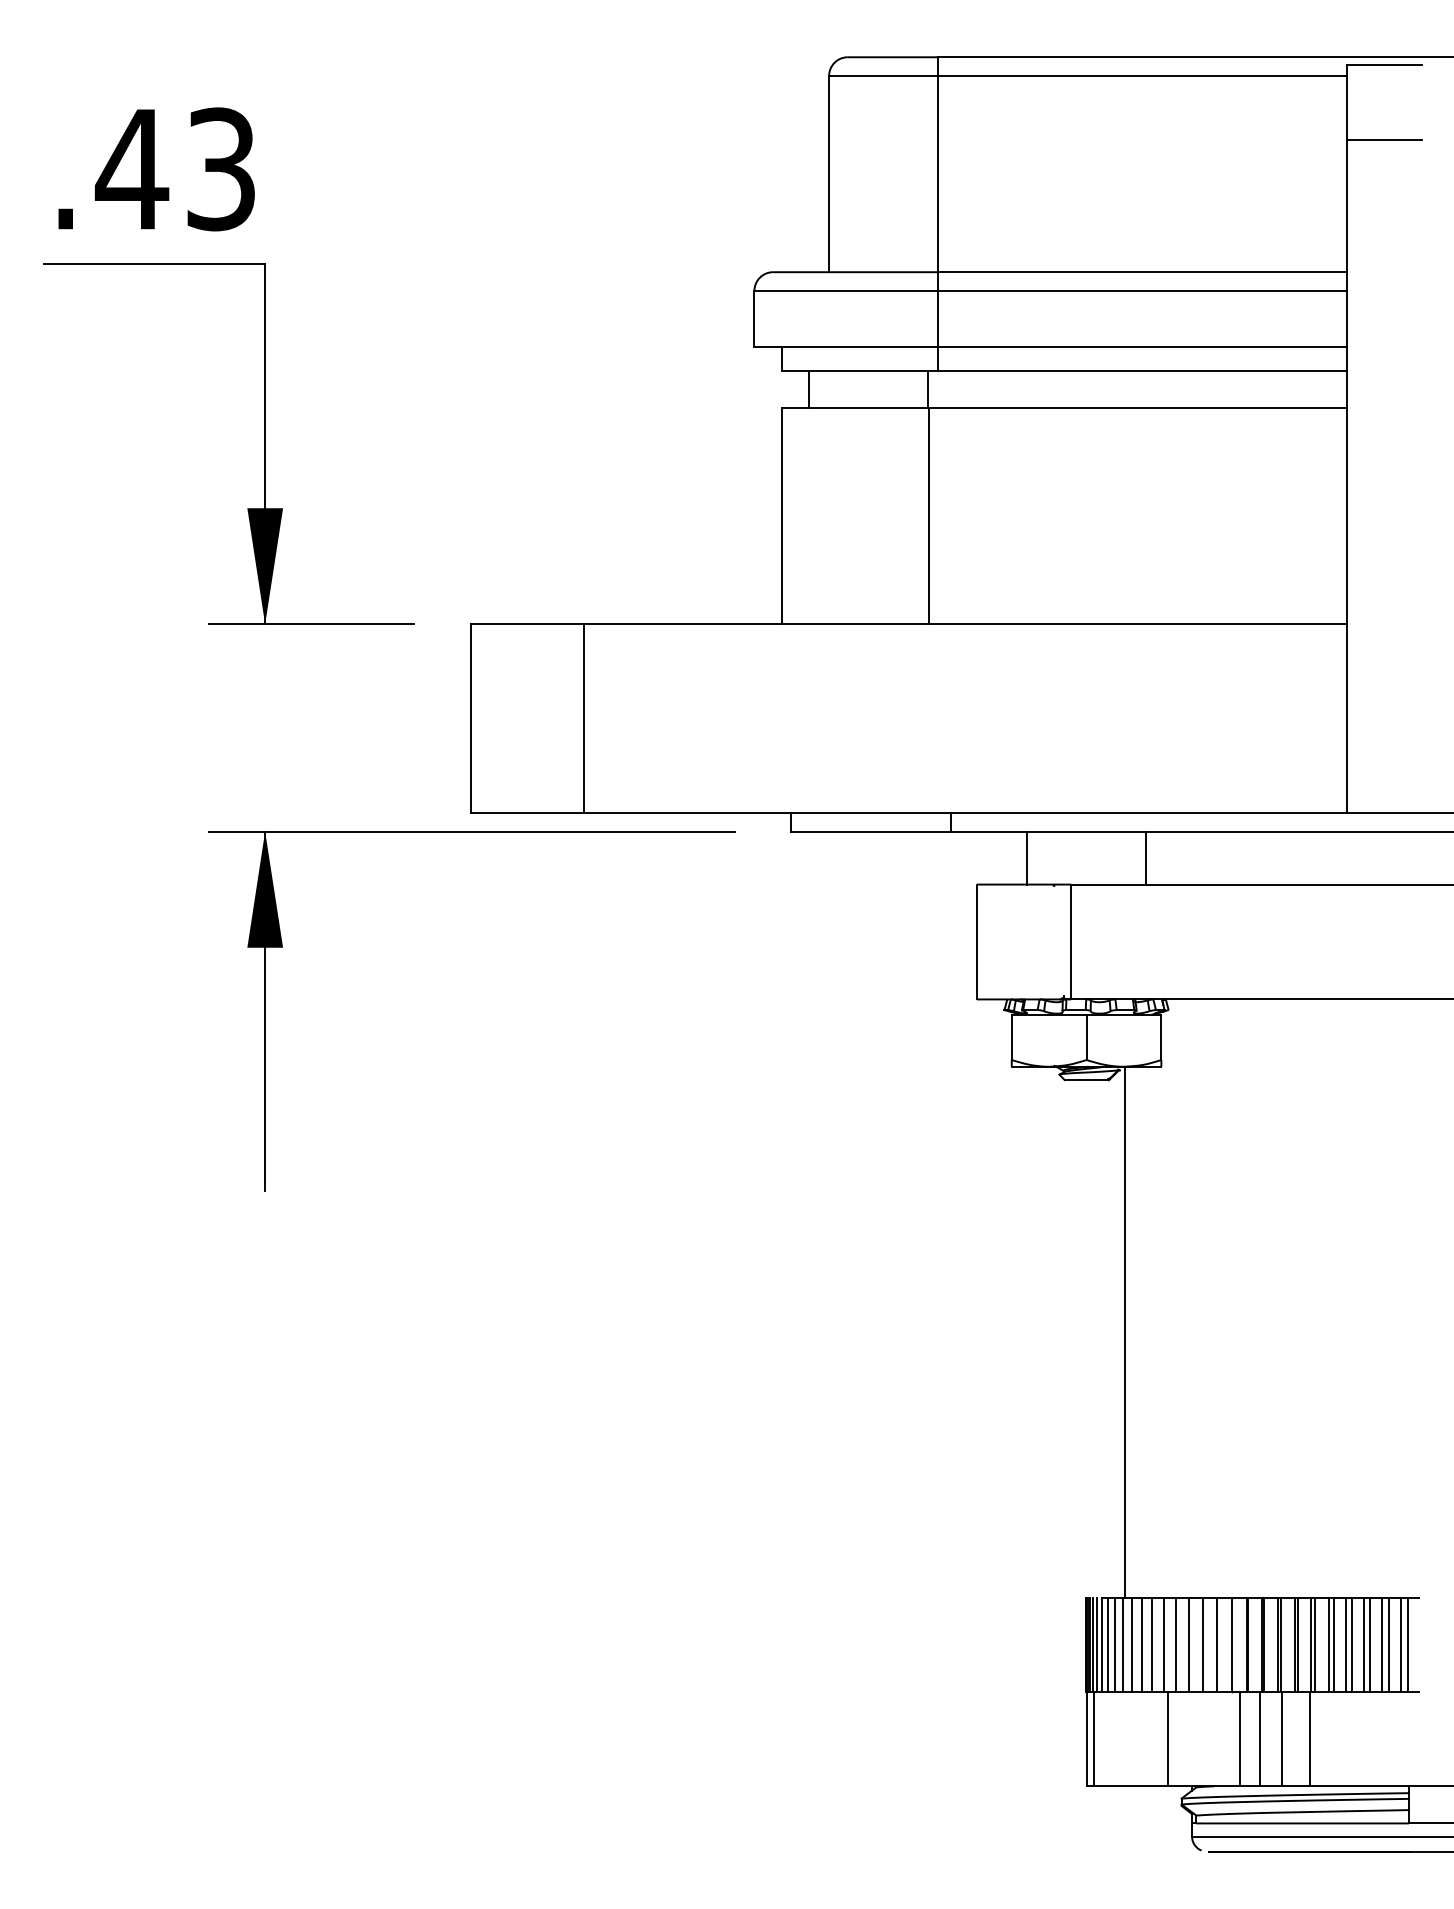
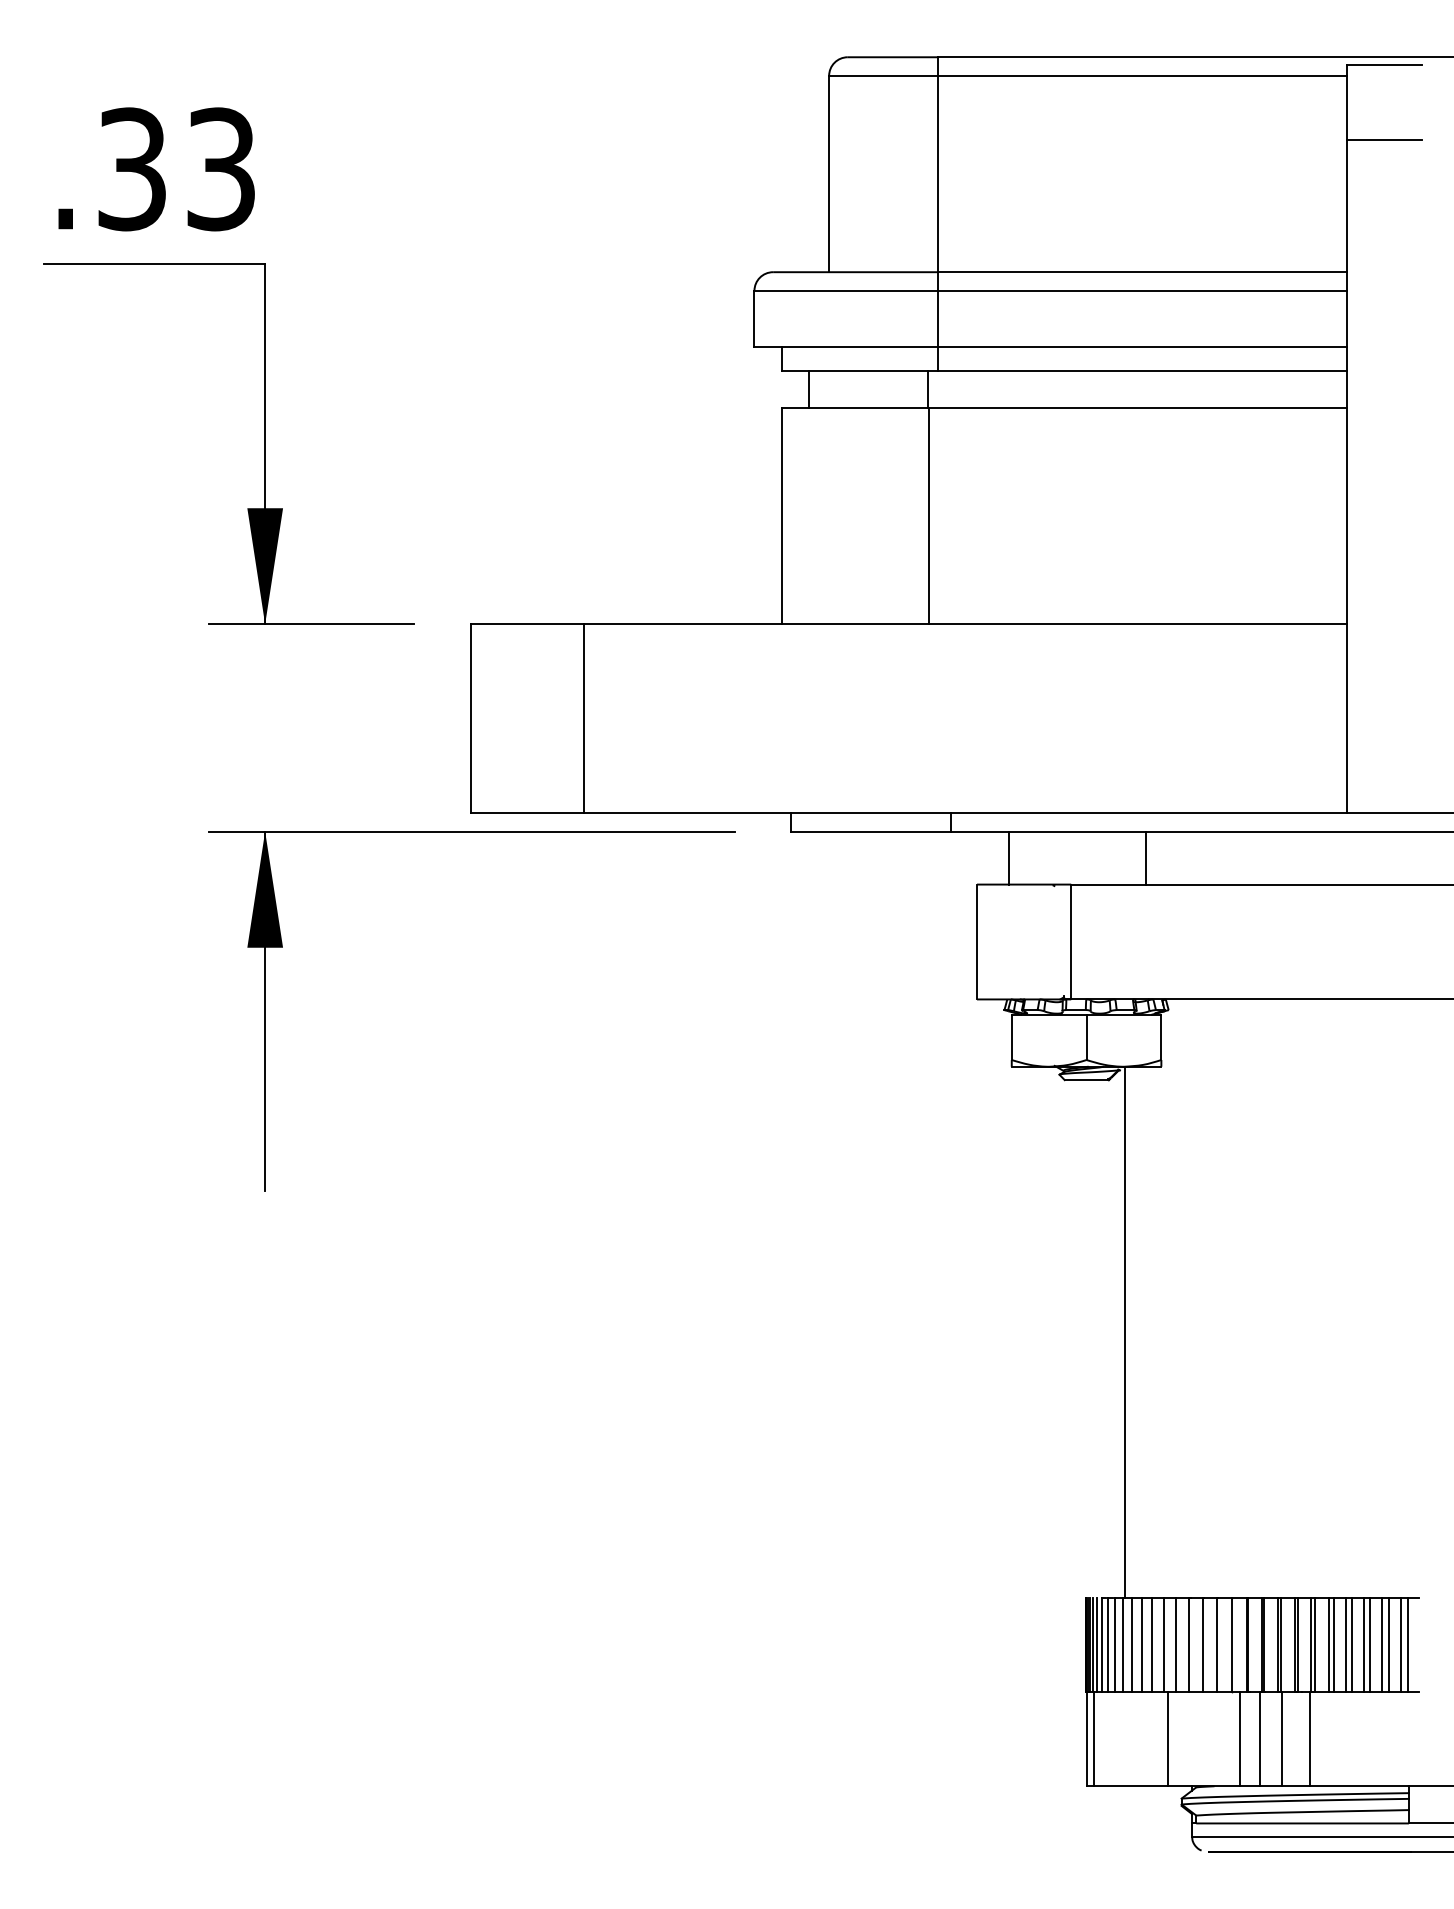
text: .43 -> .33 (131, 169)
line position: (1026, 857) -> (1008, 857) (1008, 857)
